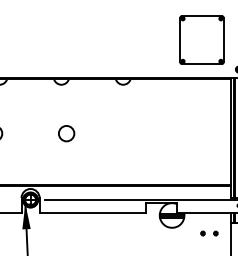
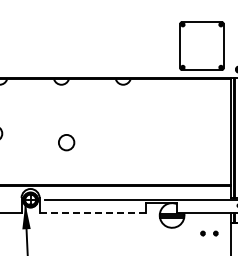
part position: (201, 39) -> (201, 45) (201, 45)
circle position: (66, 133) -> (66, 142) (66, 142)
line: solid -> dashed (93, 213)
